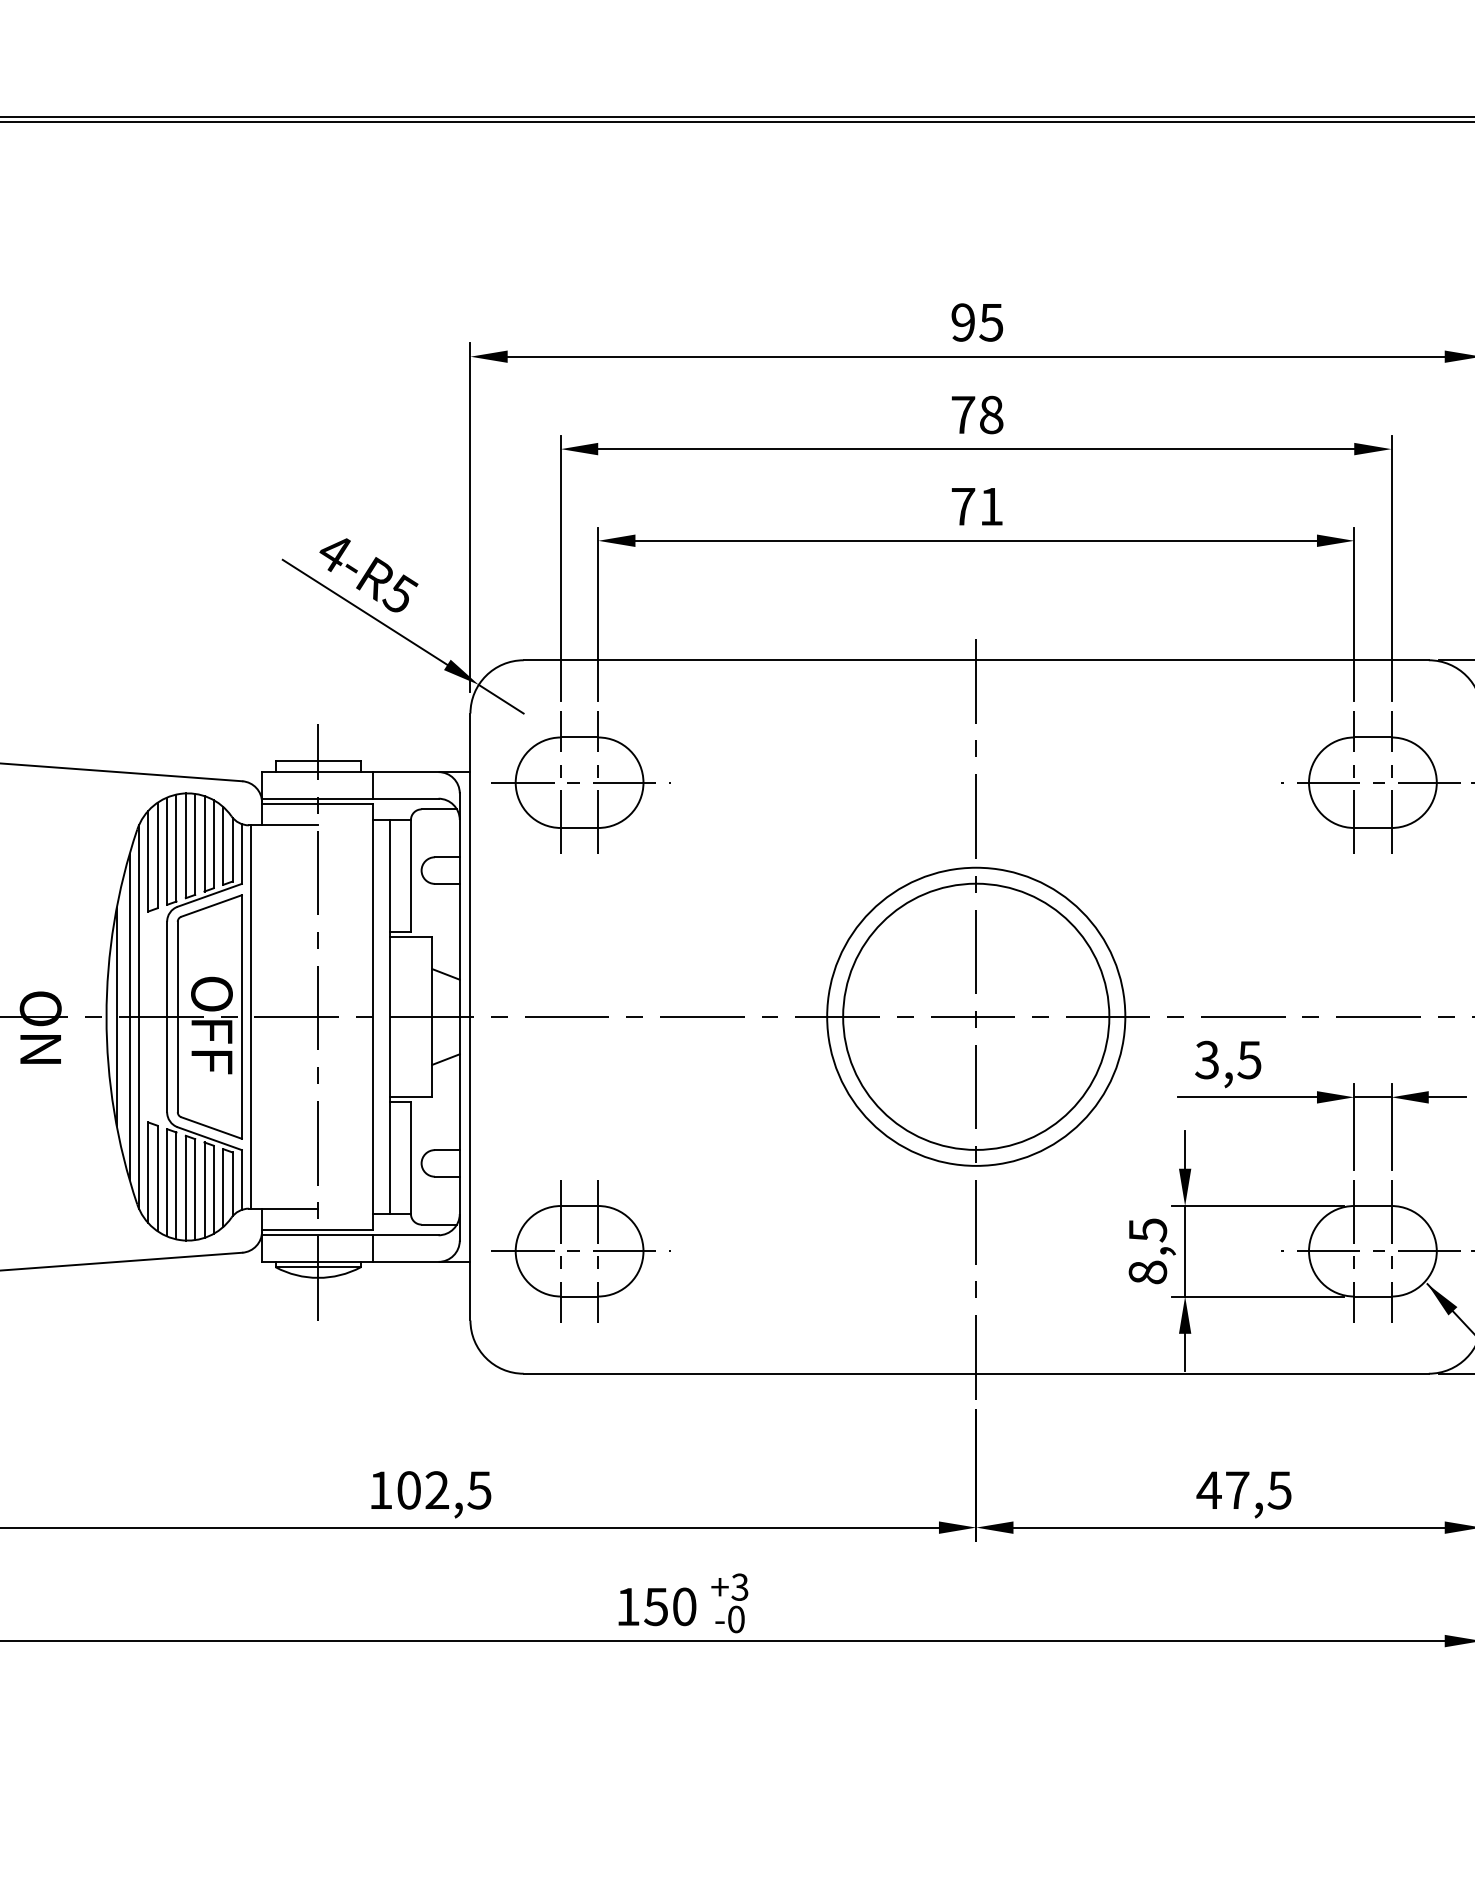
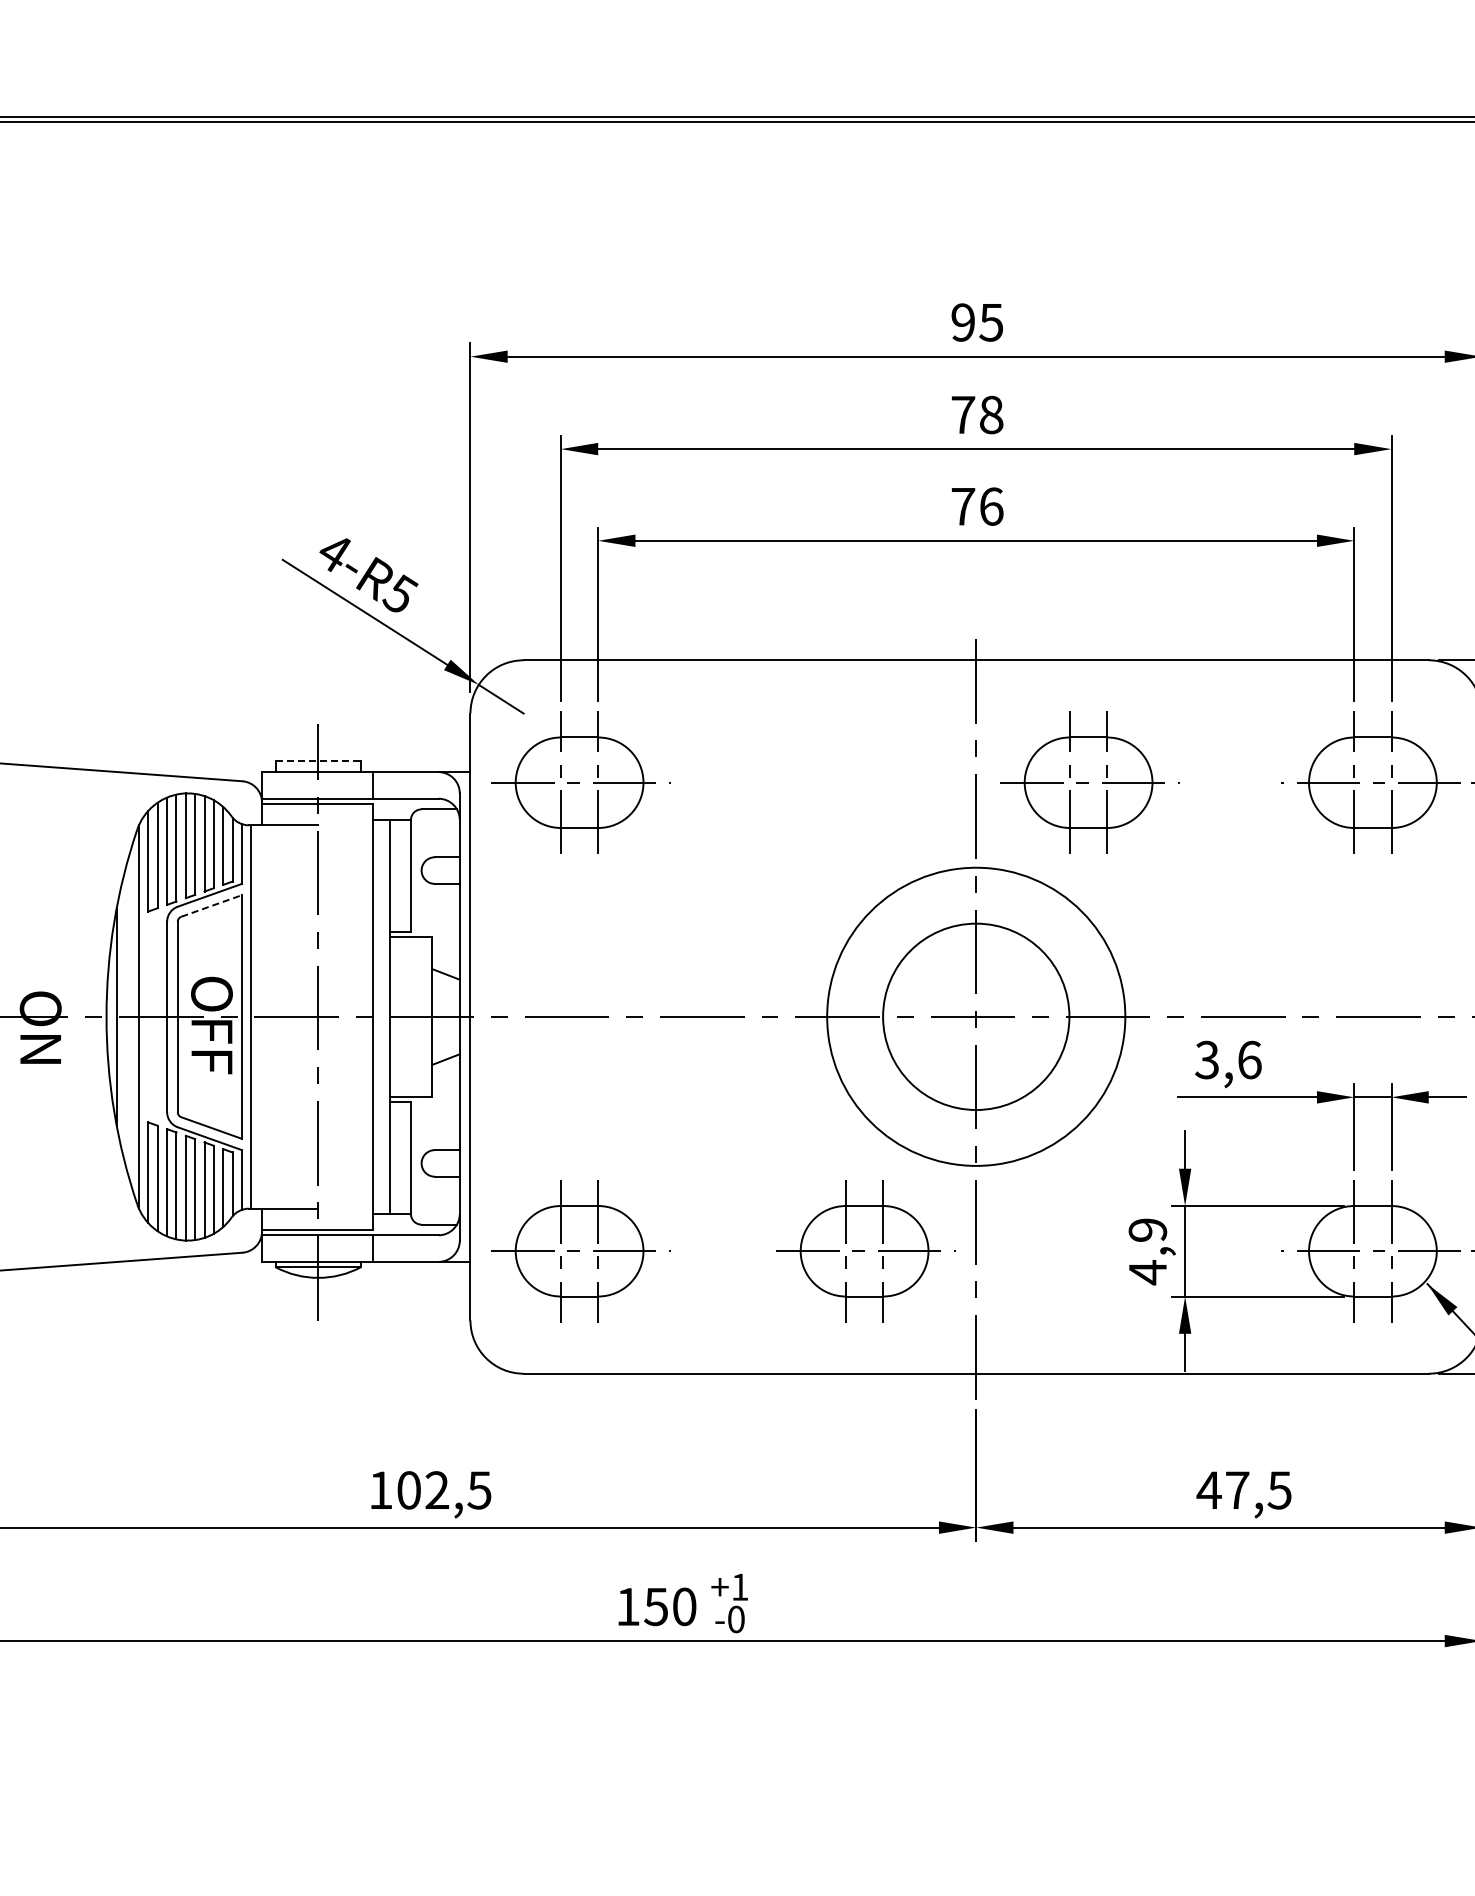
text: 71 -> 76 (991, 506)
line: solid -> dashed (318, 761)
part: none -> present (1089, 782)
line: solid -> dashed (212, 905)
line: present -> none (129, 1016)
circle diameter: 266 px -> 186 px (976, 1016)
text: 3,5 -> 3,6 (1249, 1059)
part: none -> present (865, 1251)
text: 8,5 -> 4,9 (1147, 1251)
text: +3 -> +1 (739, 1586)
